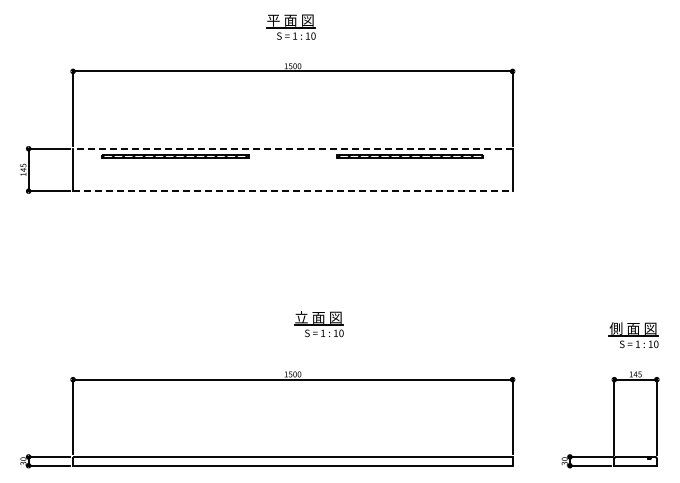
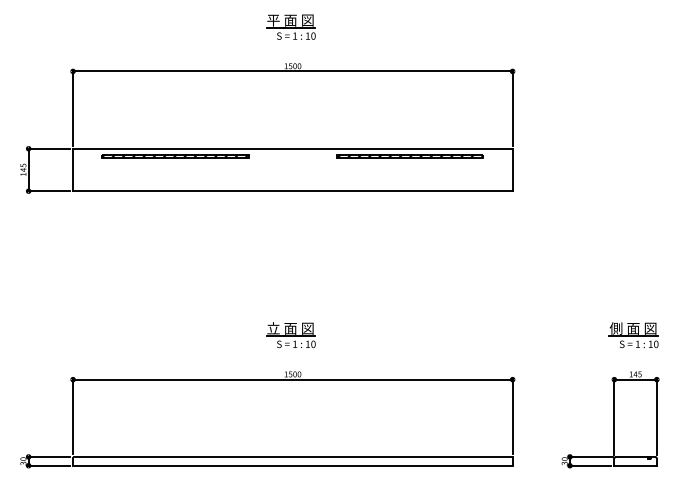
line: dashed -> solid (292, 148)
line: dashed -> solid (292, 191)
part position: (318, 324) -> (290, 335) (290, 335)
